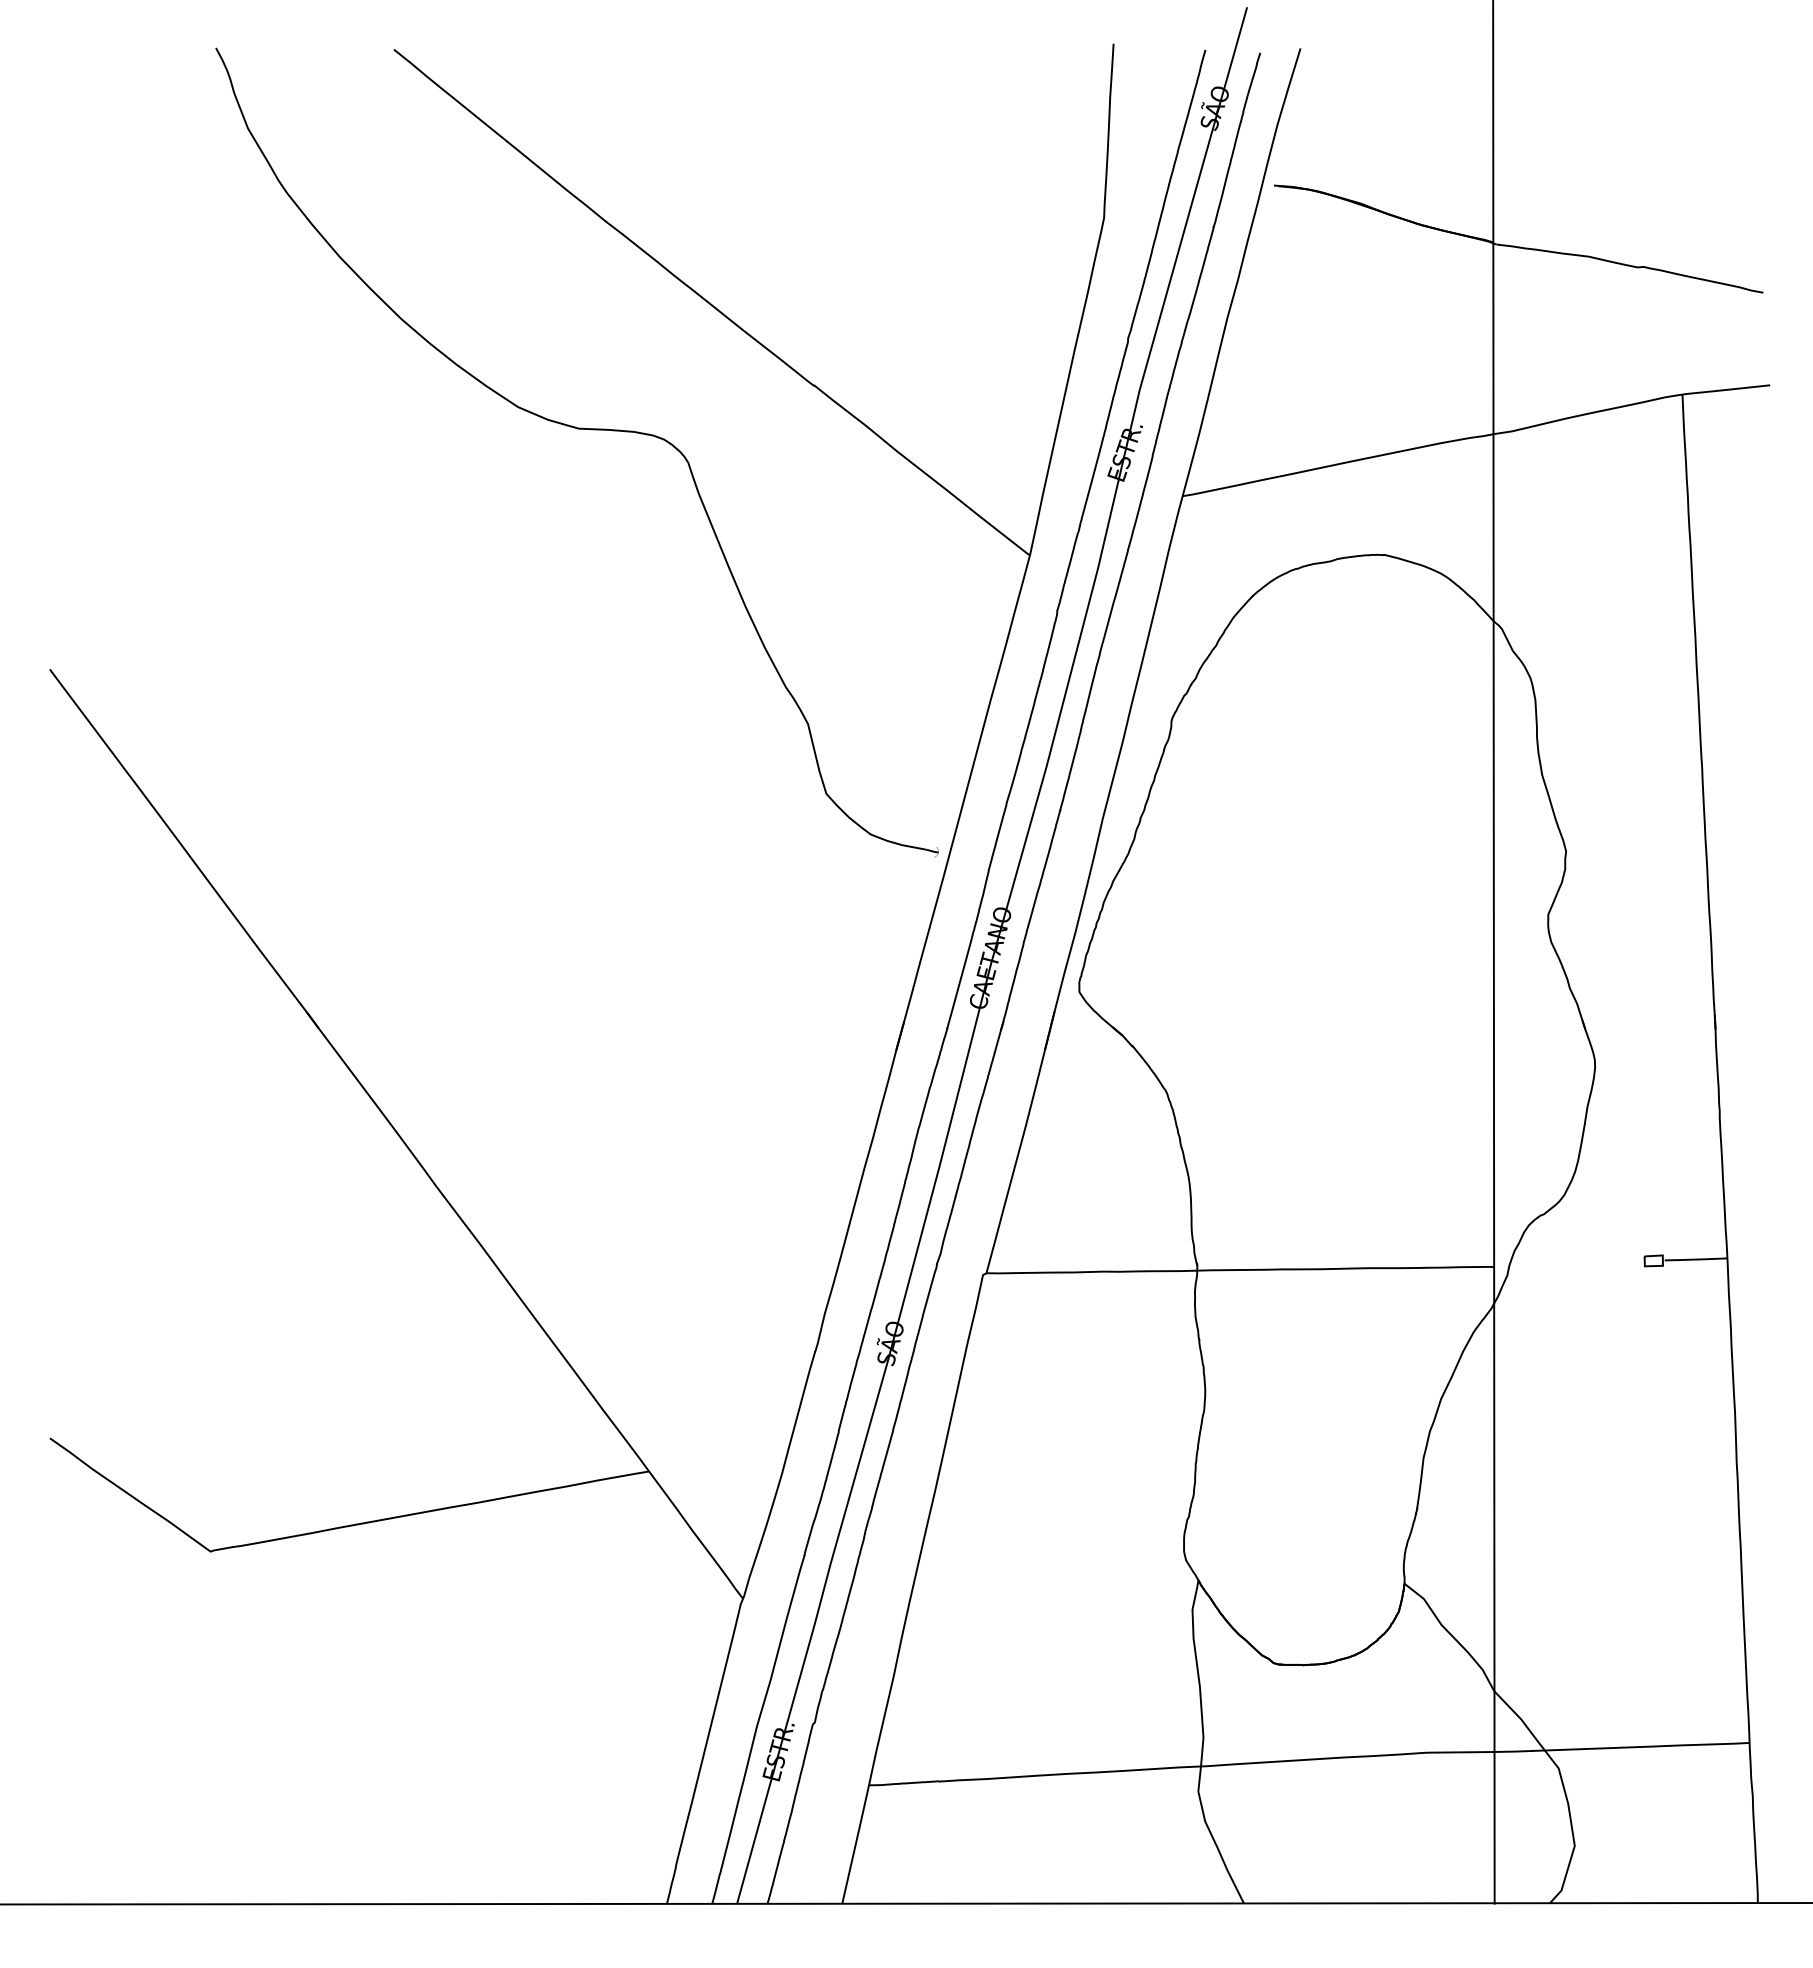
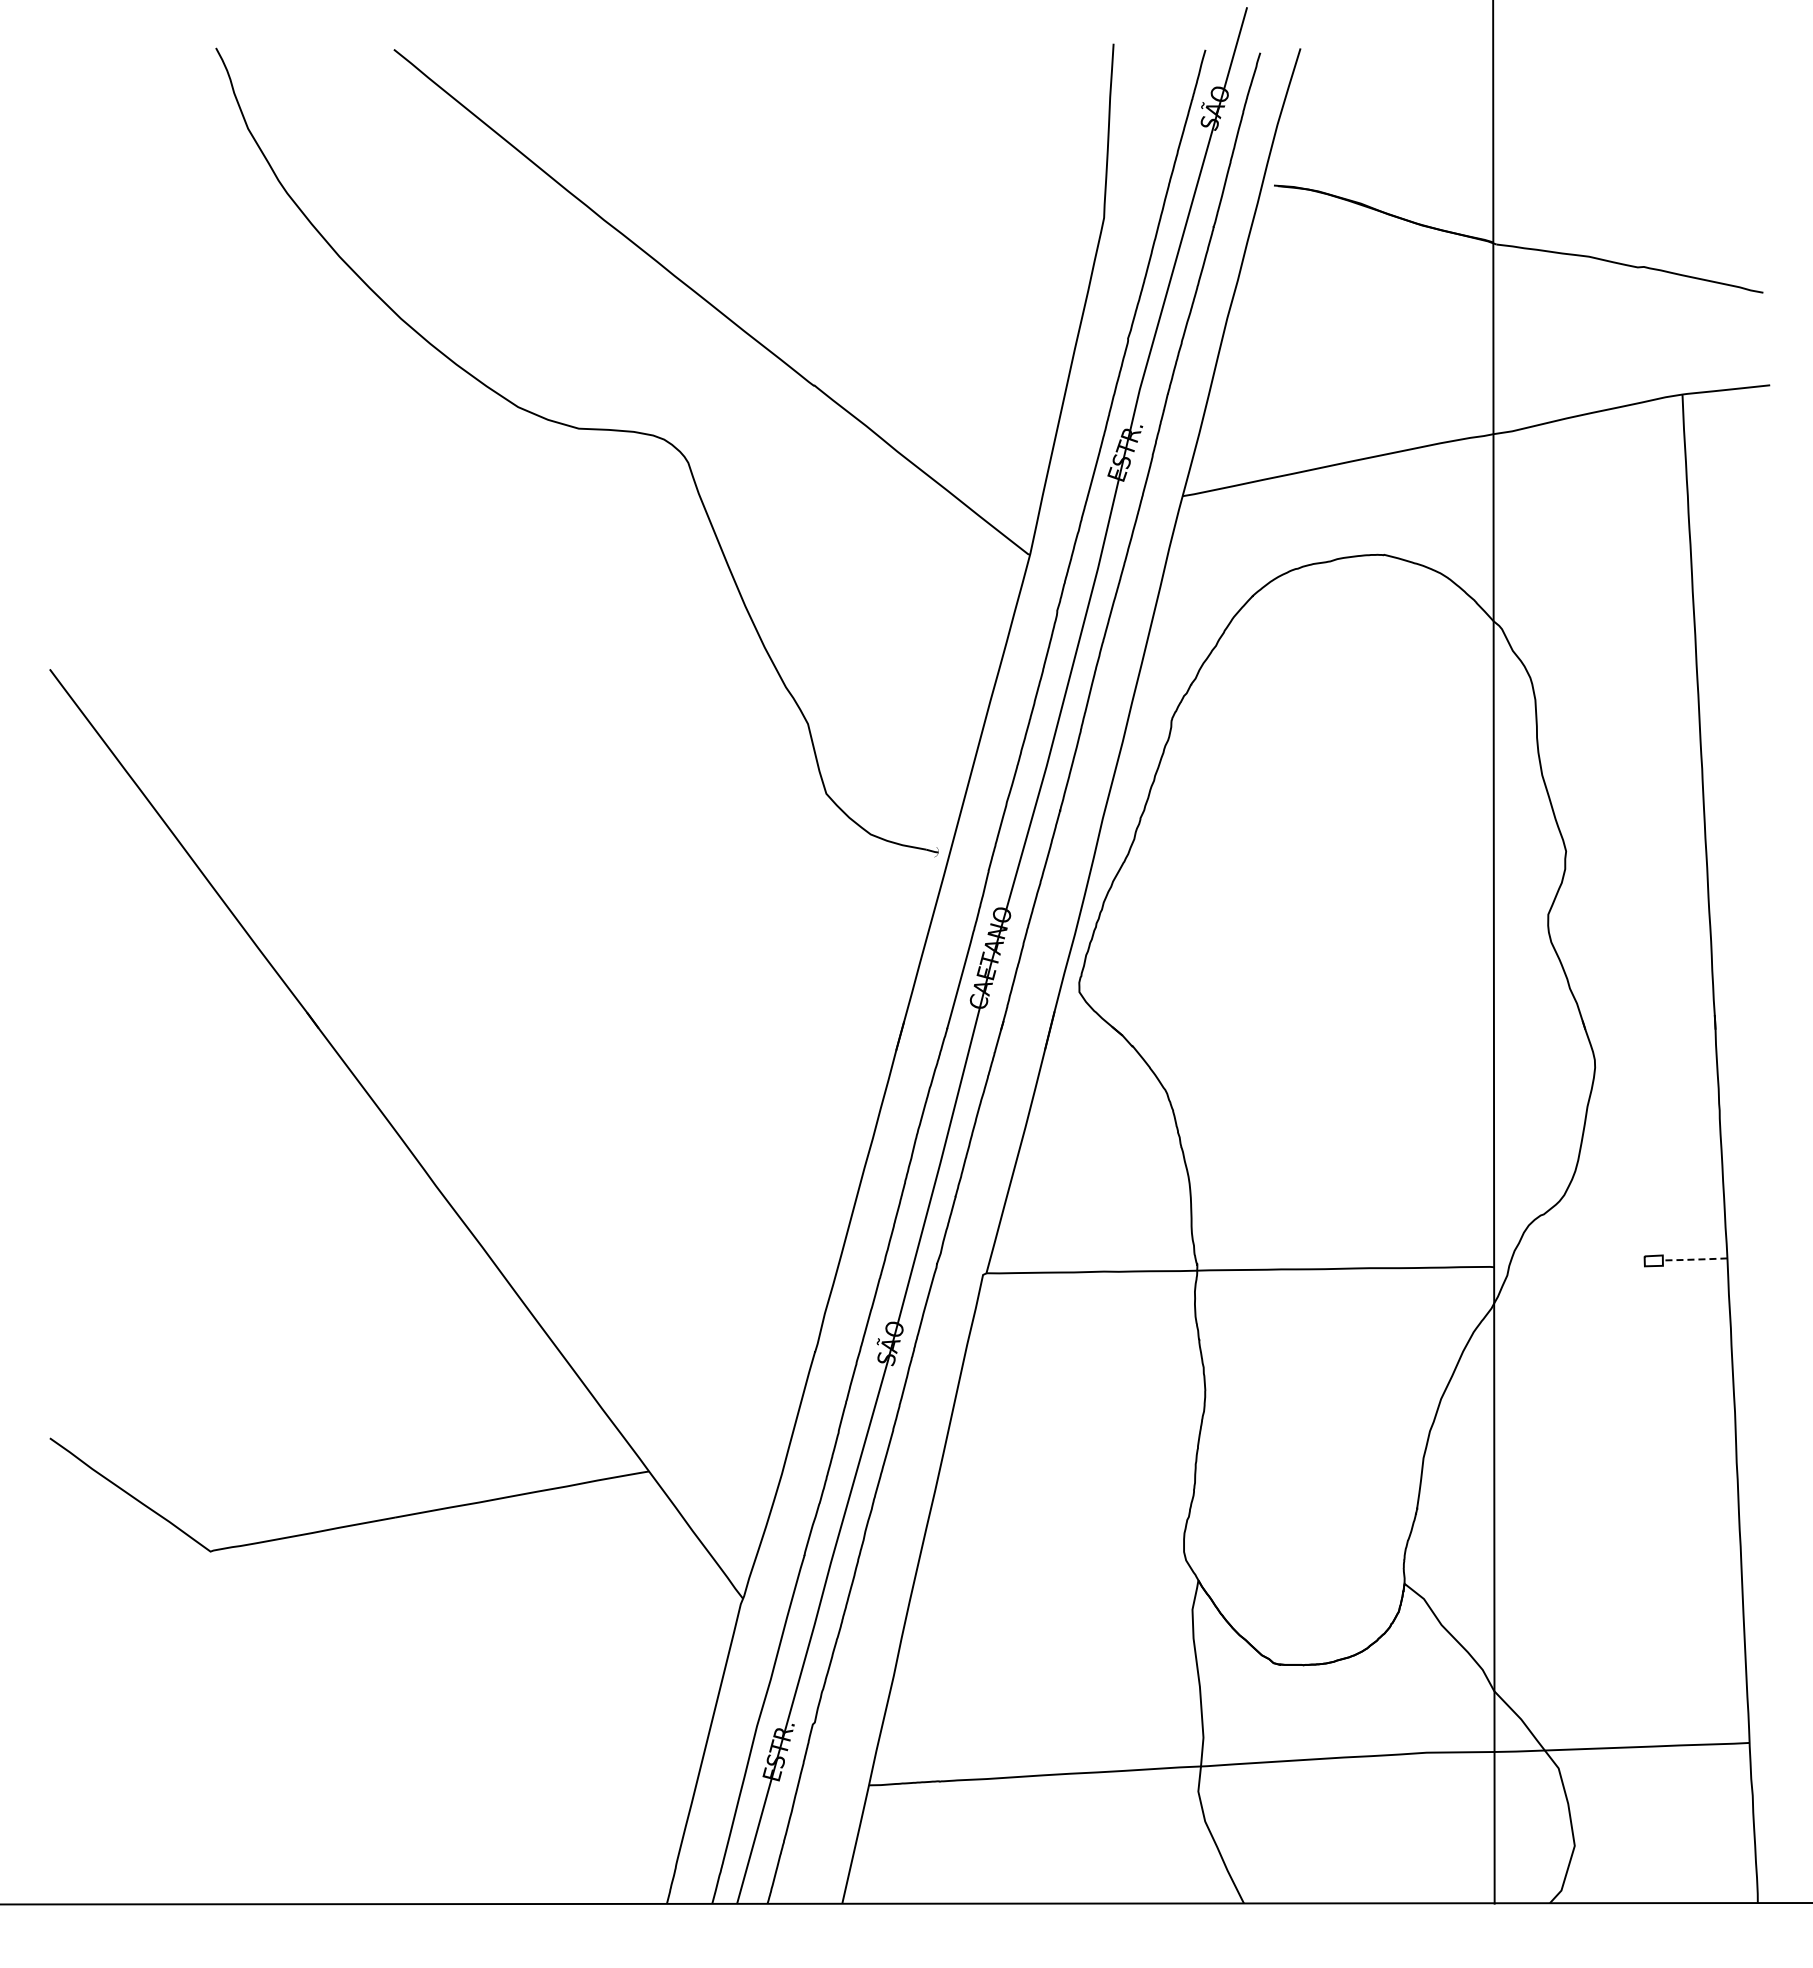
line: solid -> dashed (1695, 1259)
